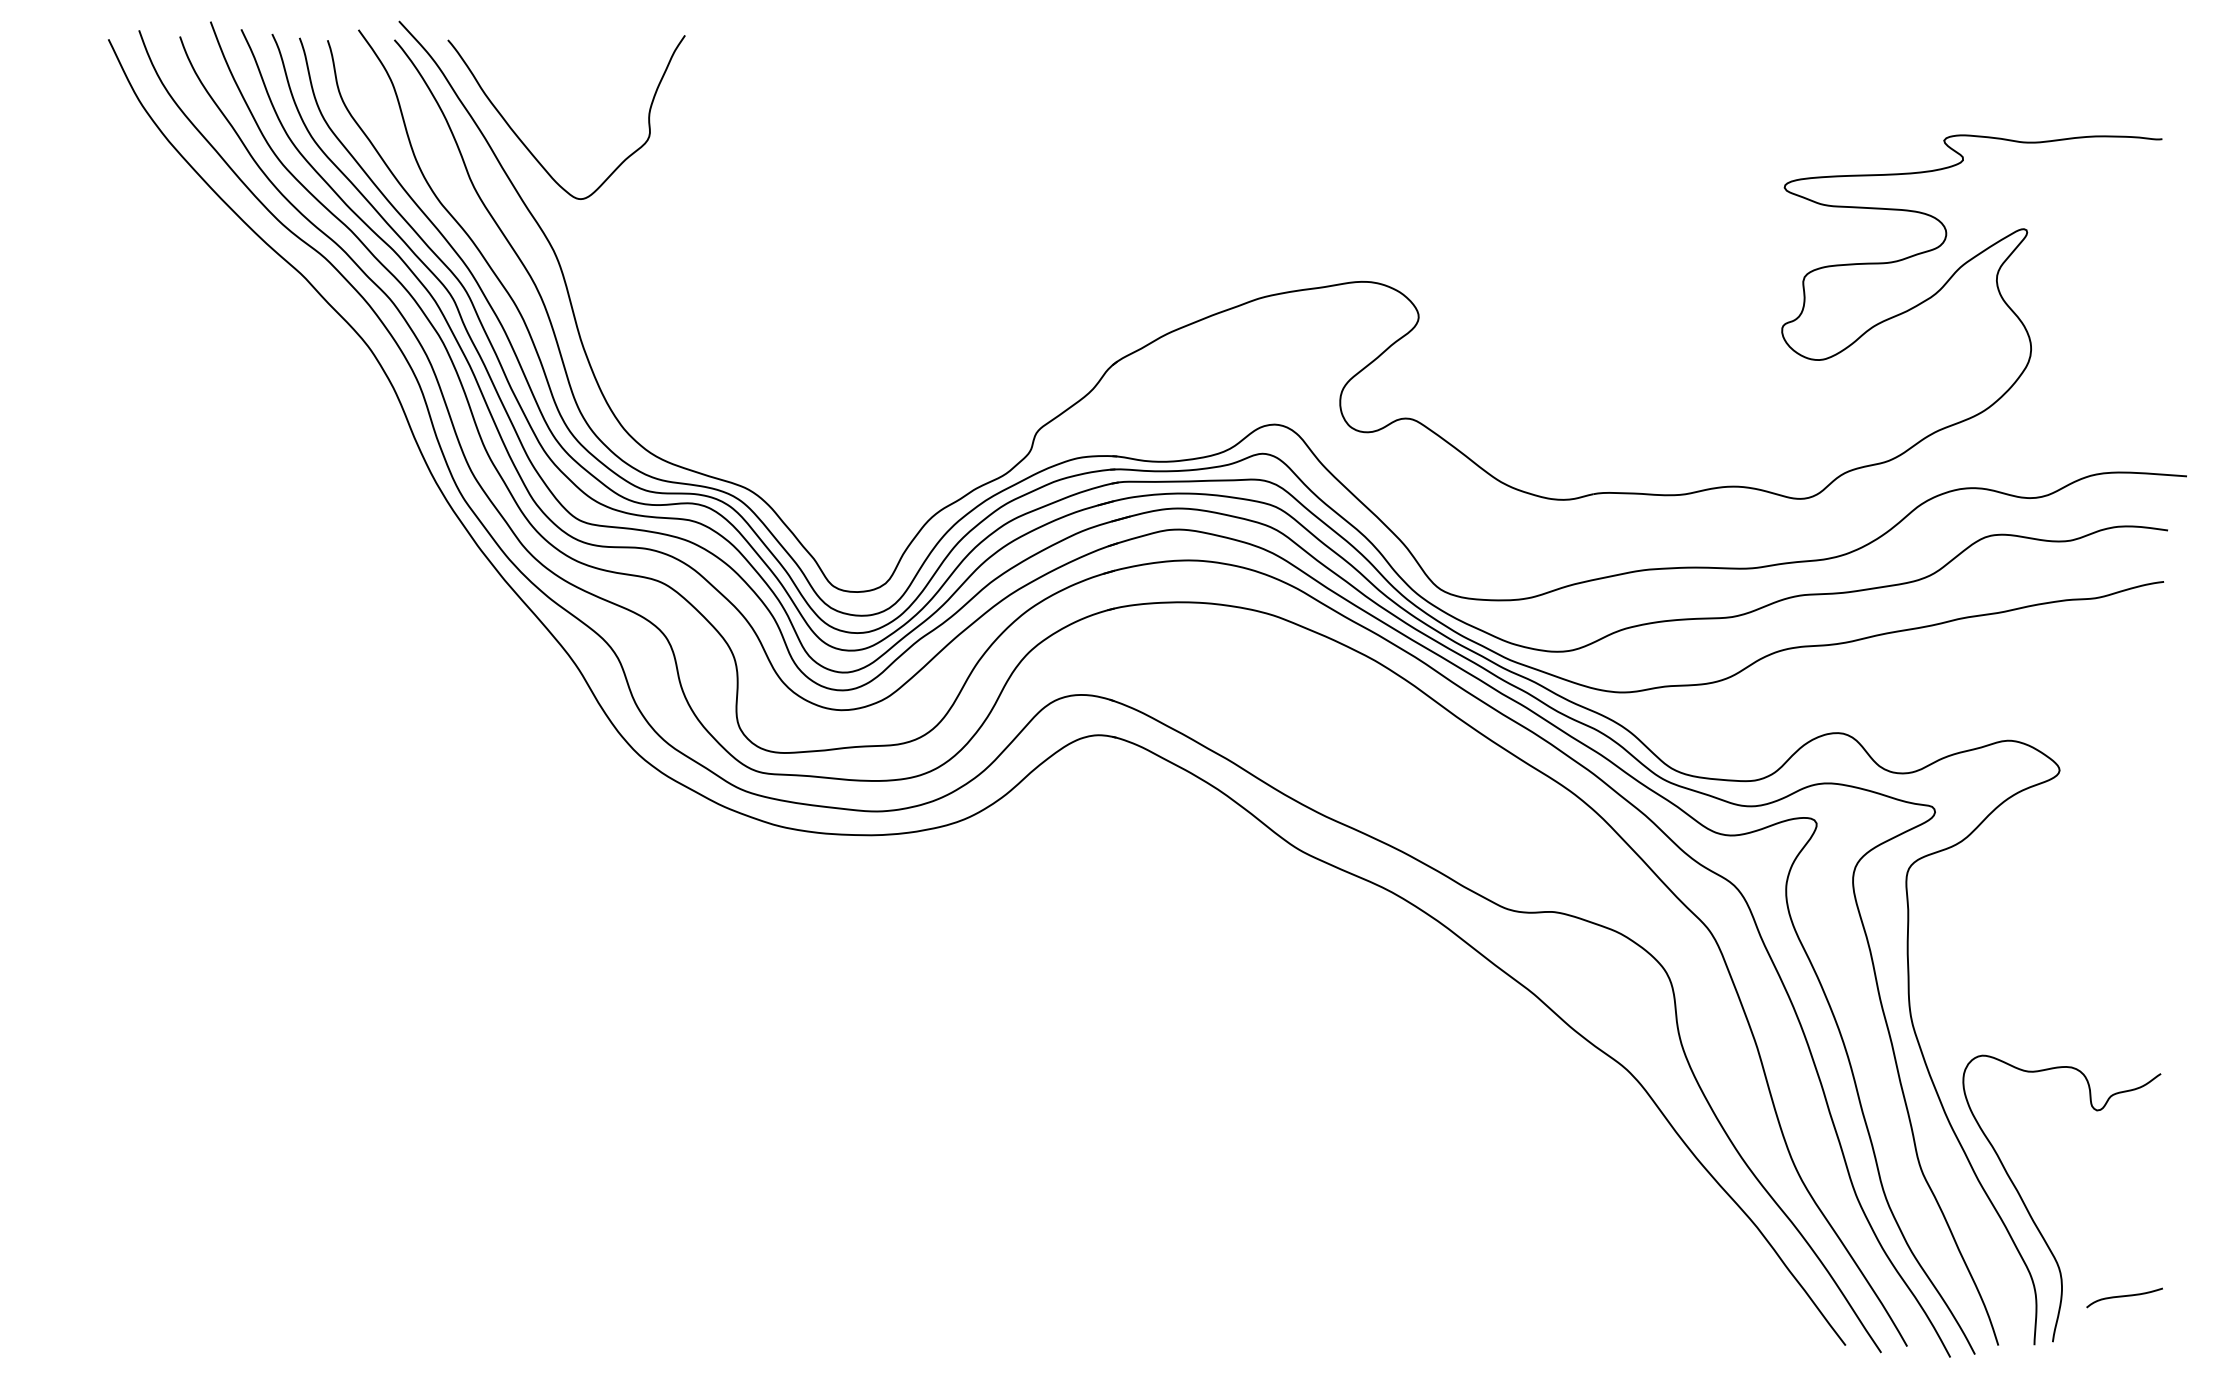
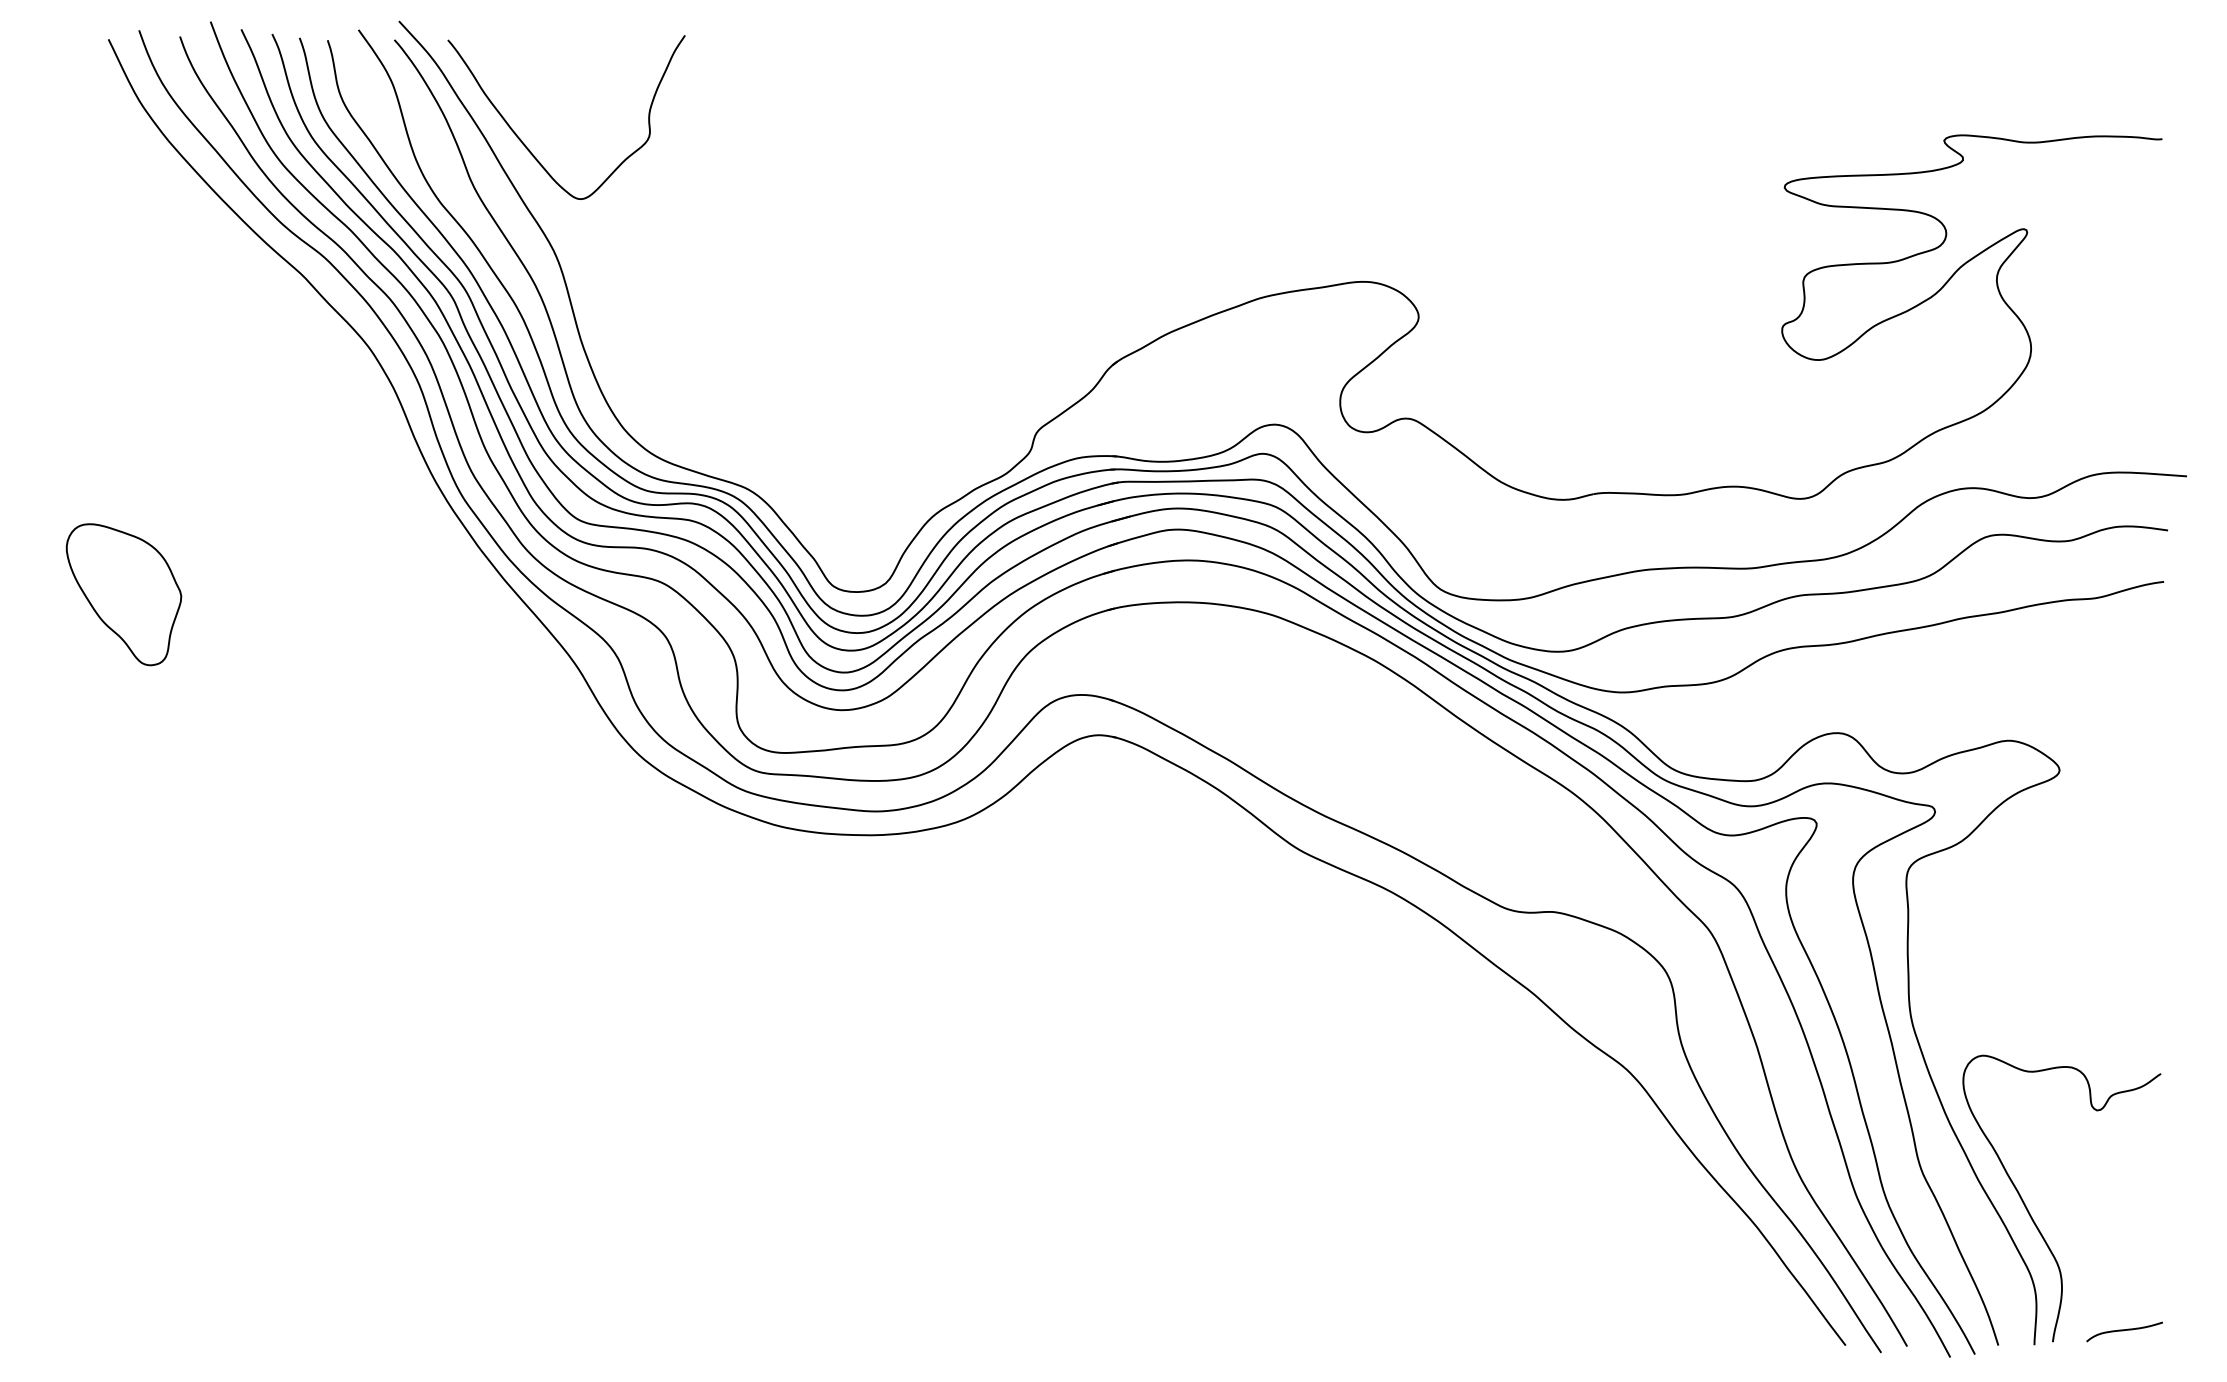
part: none -> present (123, 594)
curve position: (2124, 1296) -> (2124, 1330) (2124, 1330)
